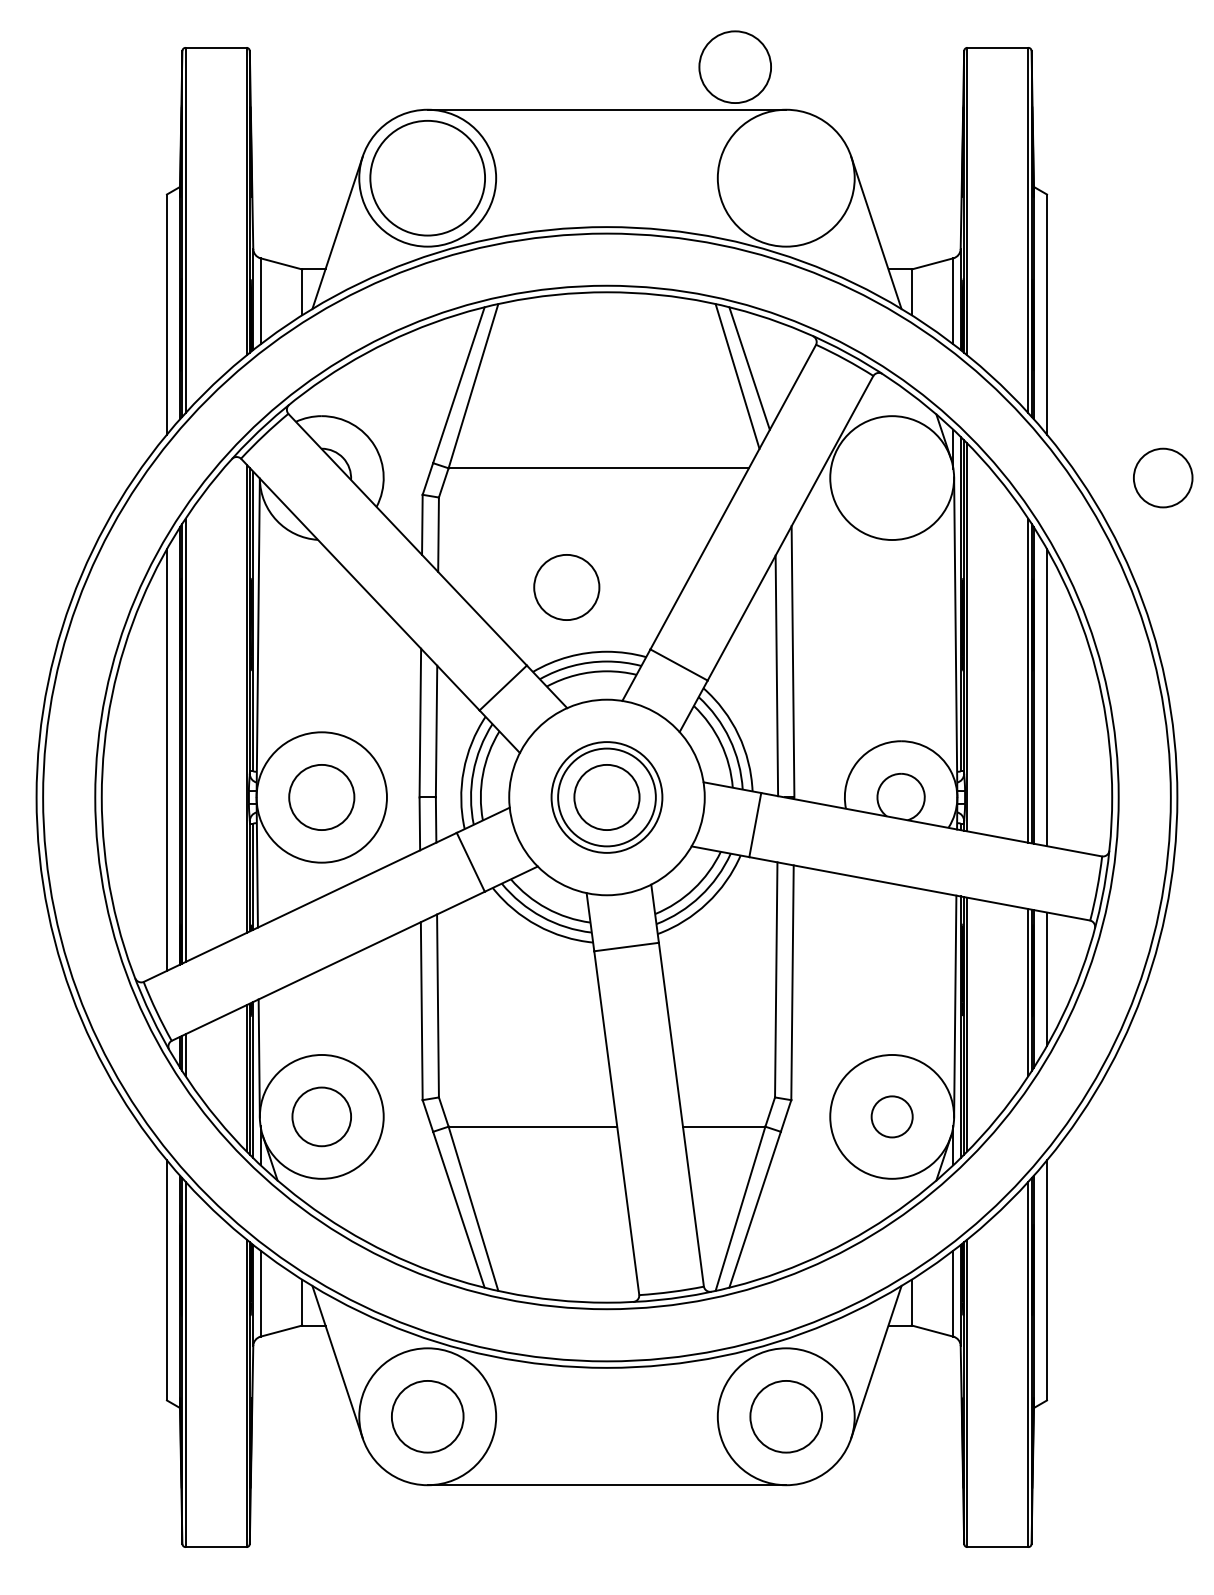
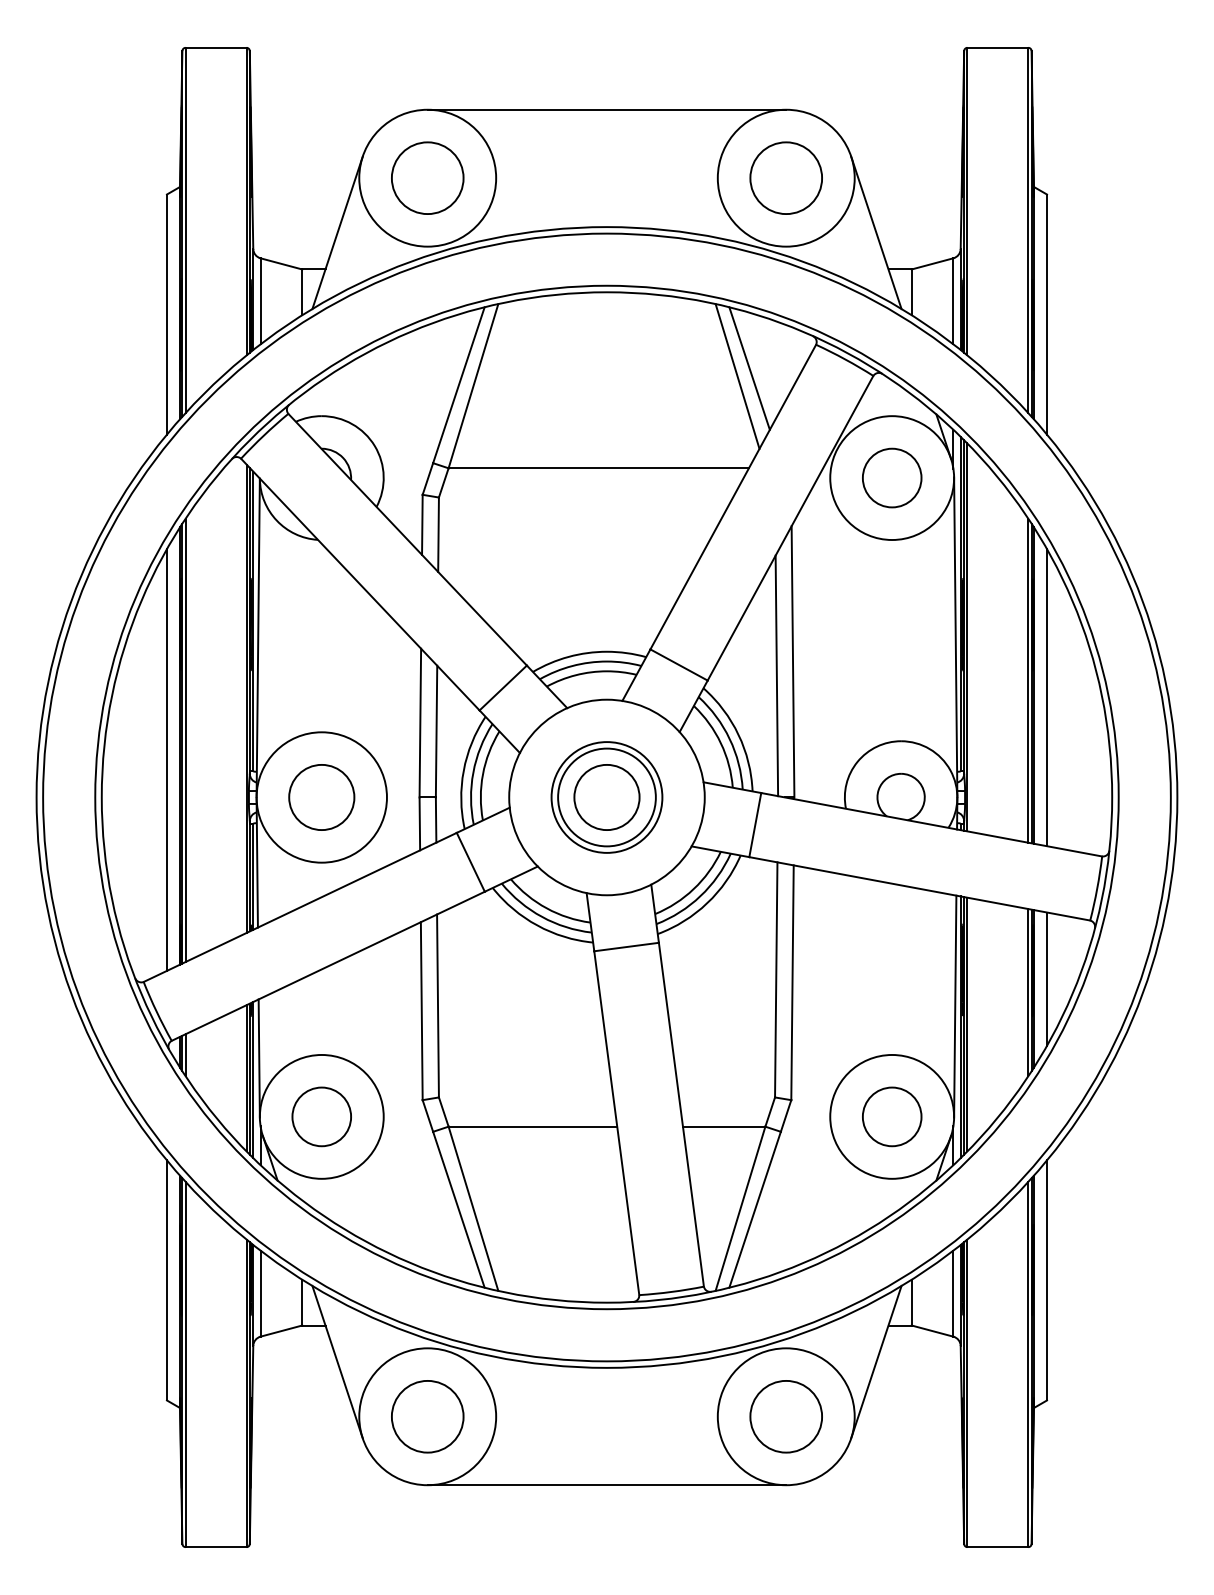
circle position: (734, 66) -> (785, 177) (785, 177)
circle diameter: 115 px -> 72 px (427, 178)
circle position: (1163, 477) -> (892, 477) (892, 477)
circle: present -> none (566, 587)
circle diameter: 41 px -> 59 px (891, 1116)
